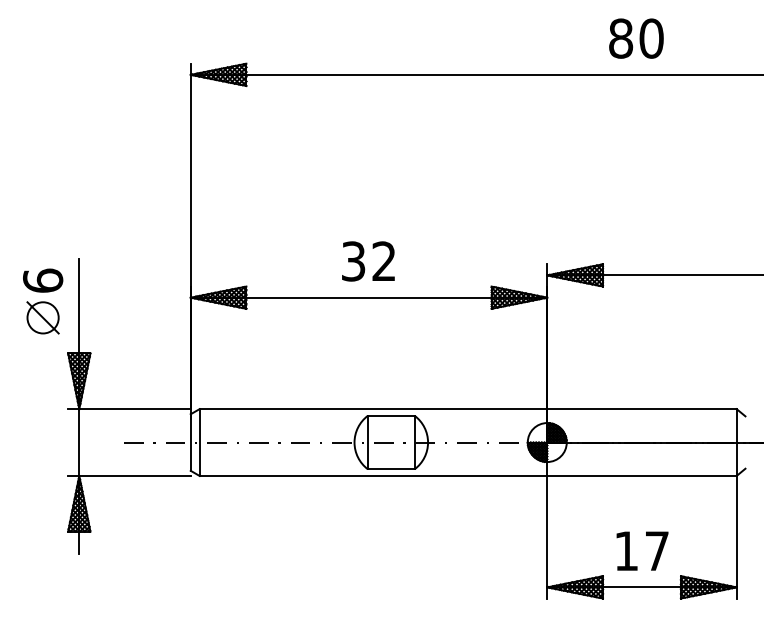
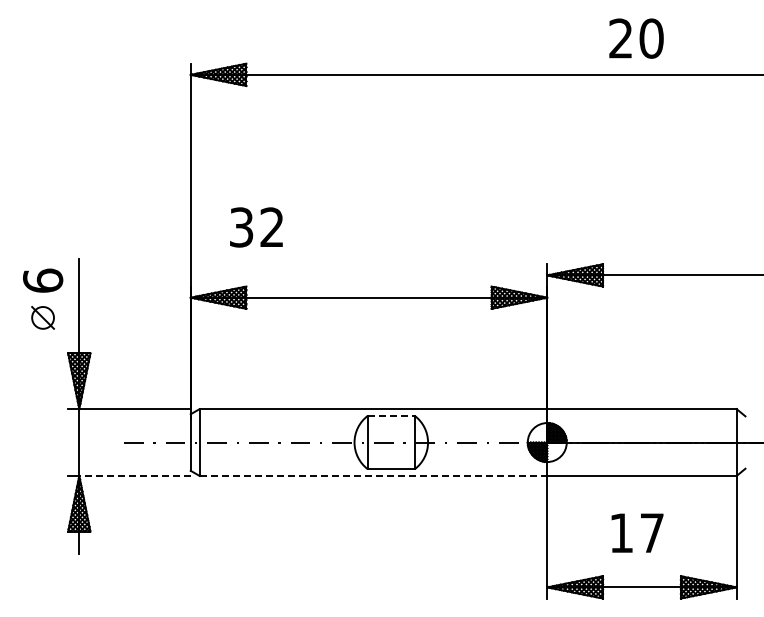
text: 80 -> 20 (621, 38)
text position: (368, 261) -> (256, 227) (256, 227)
part size: 34x34 px -> 24x24 px (42, 317)
line: solid -> dashed (391, 415)
line: solid -> dashed (135, 475)
line: solid -> dashed (373, 475)
text position: (642, 550) -> (637, 532) (637, 532)
